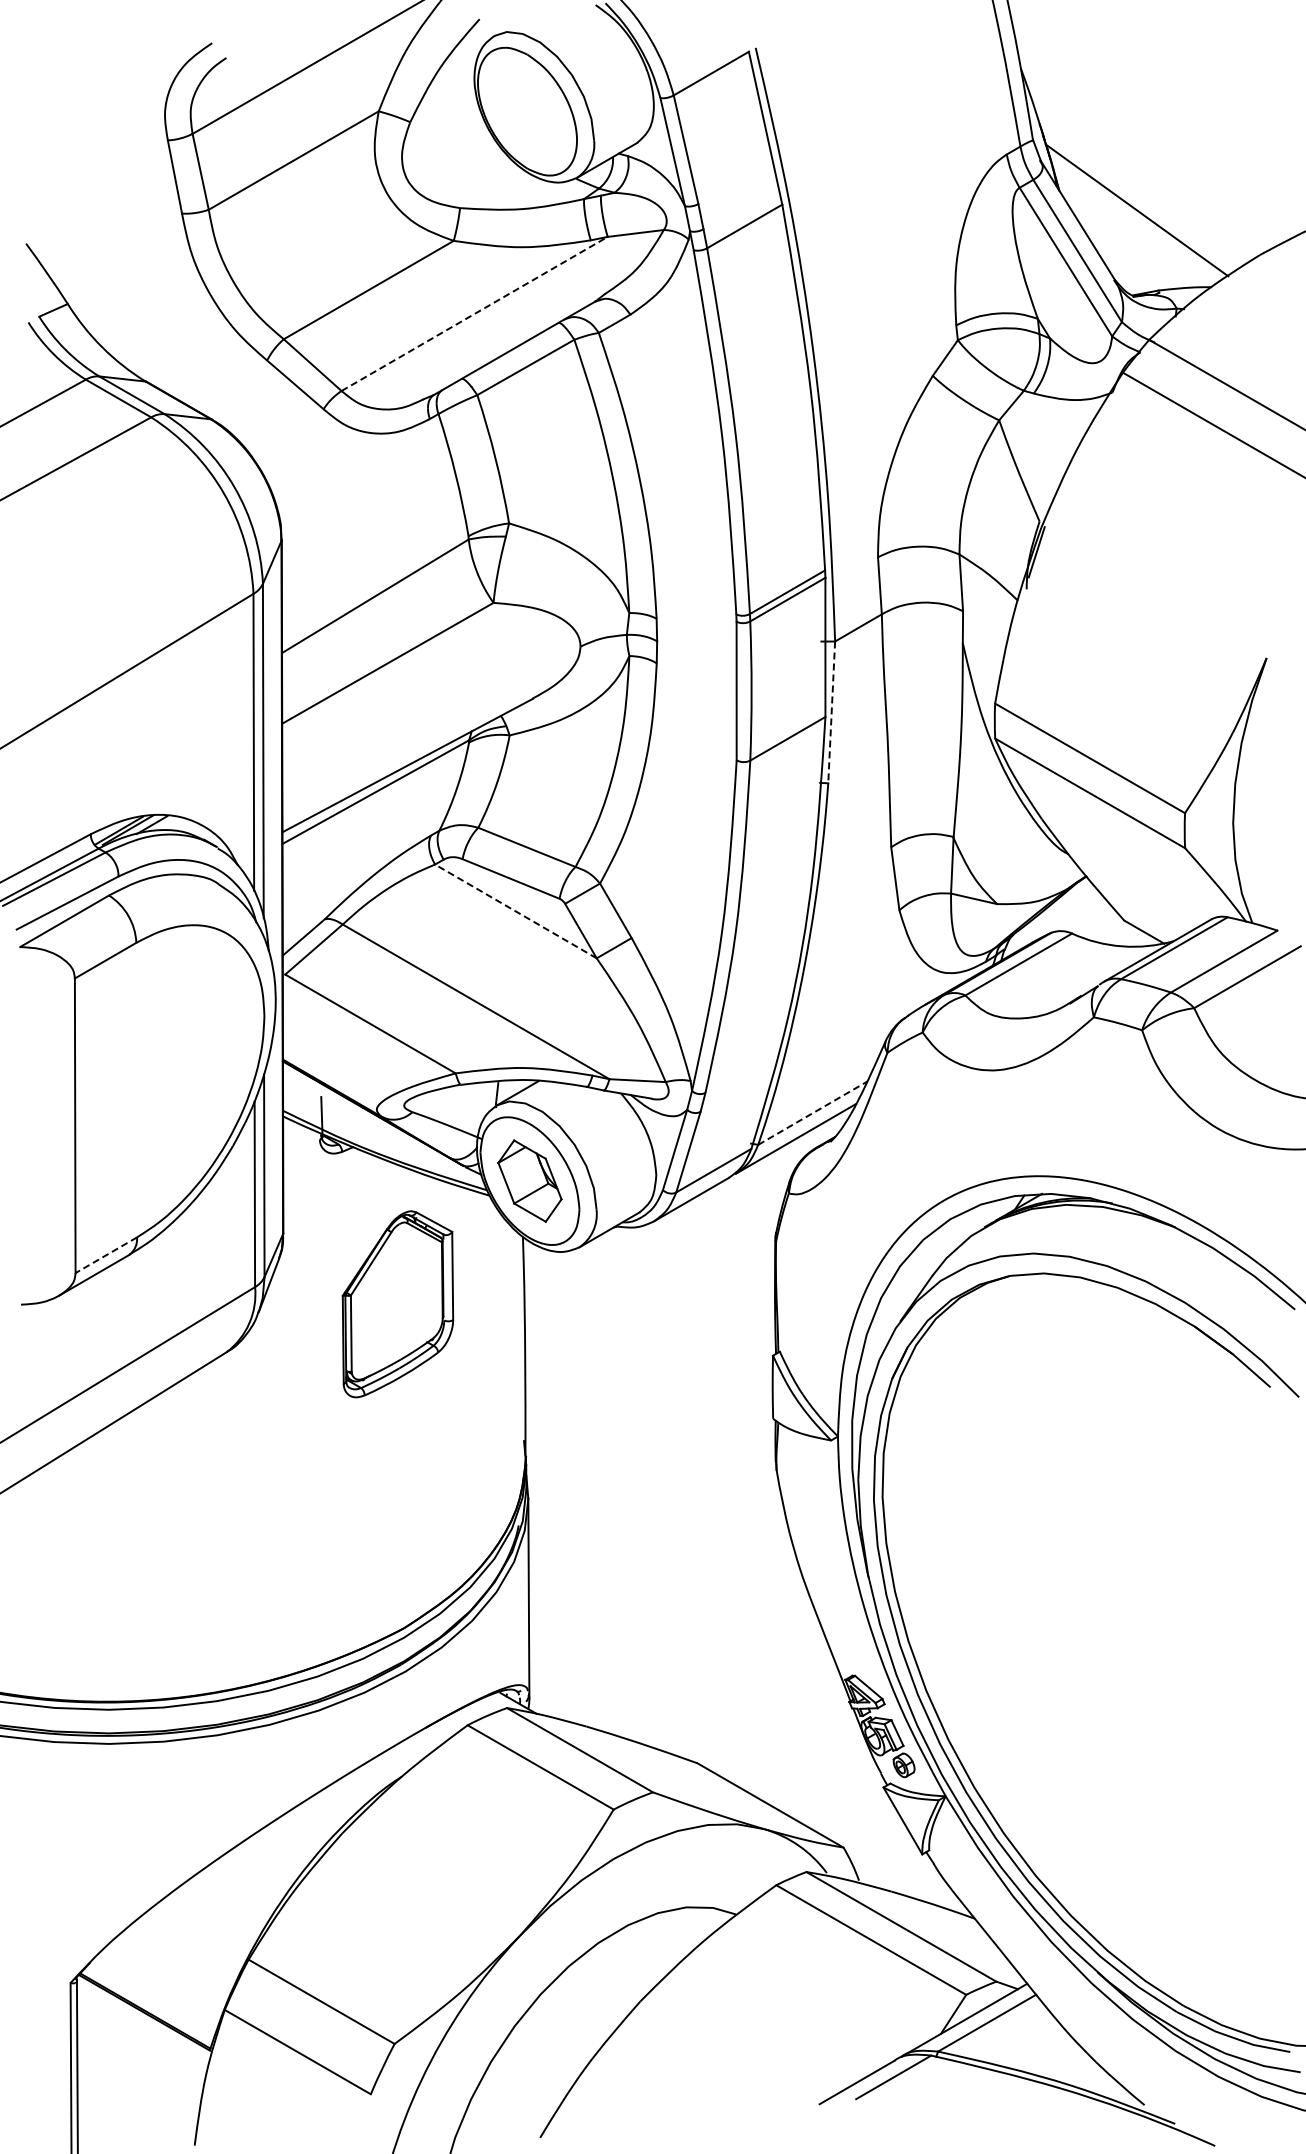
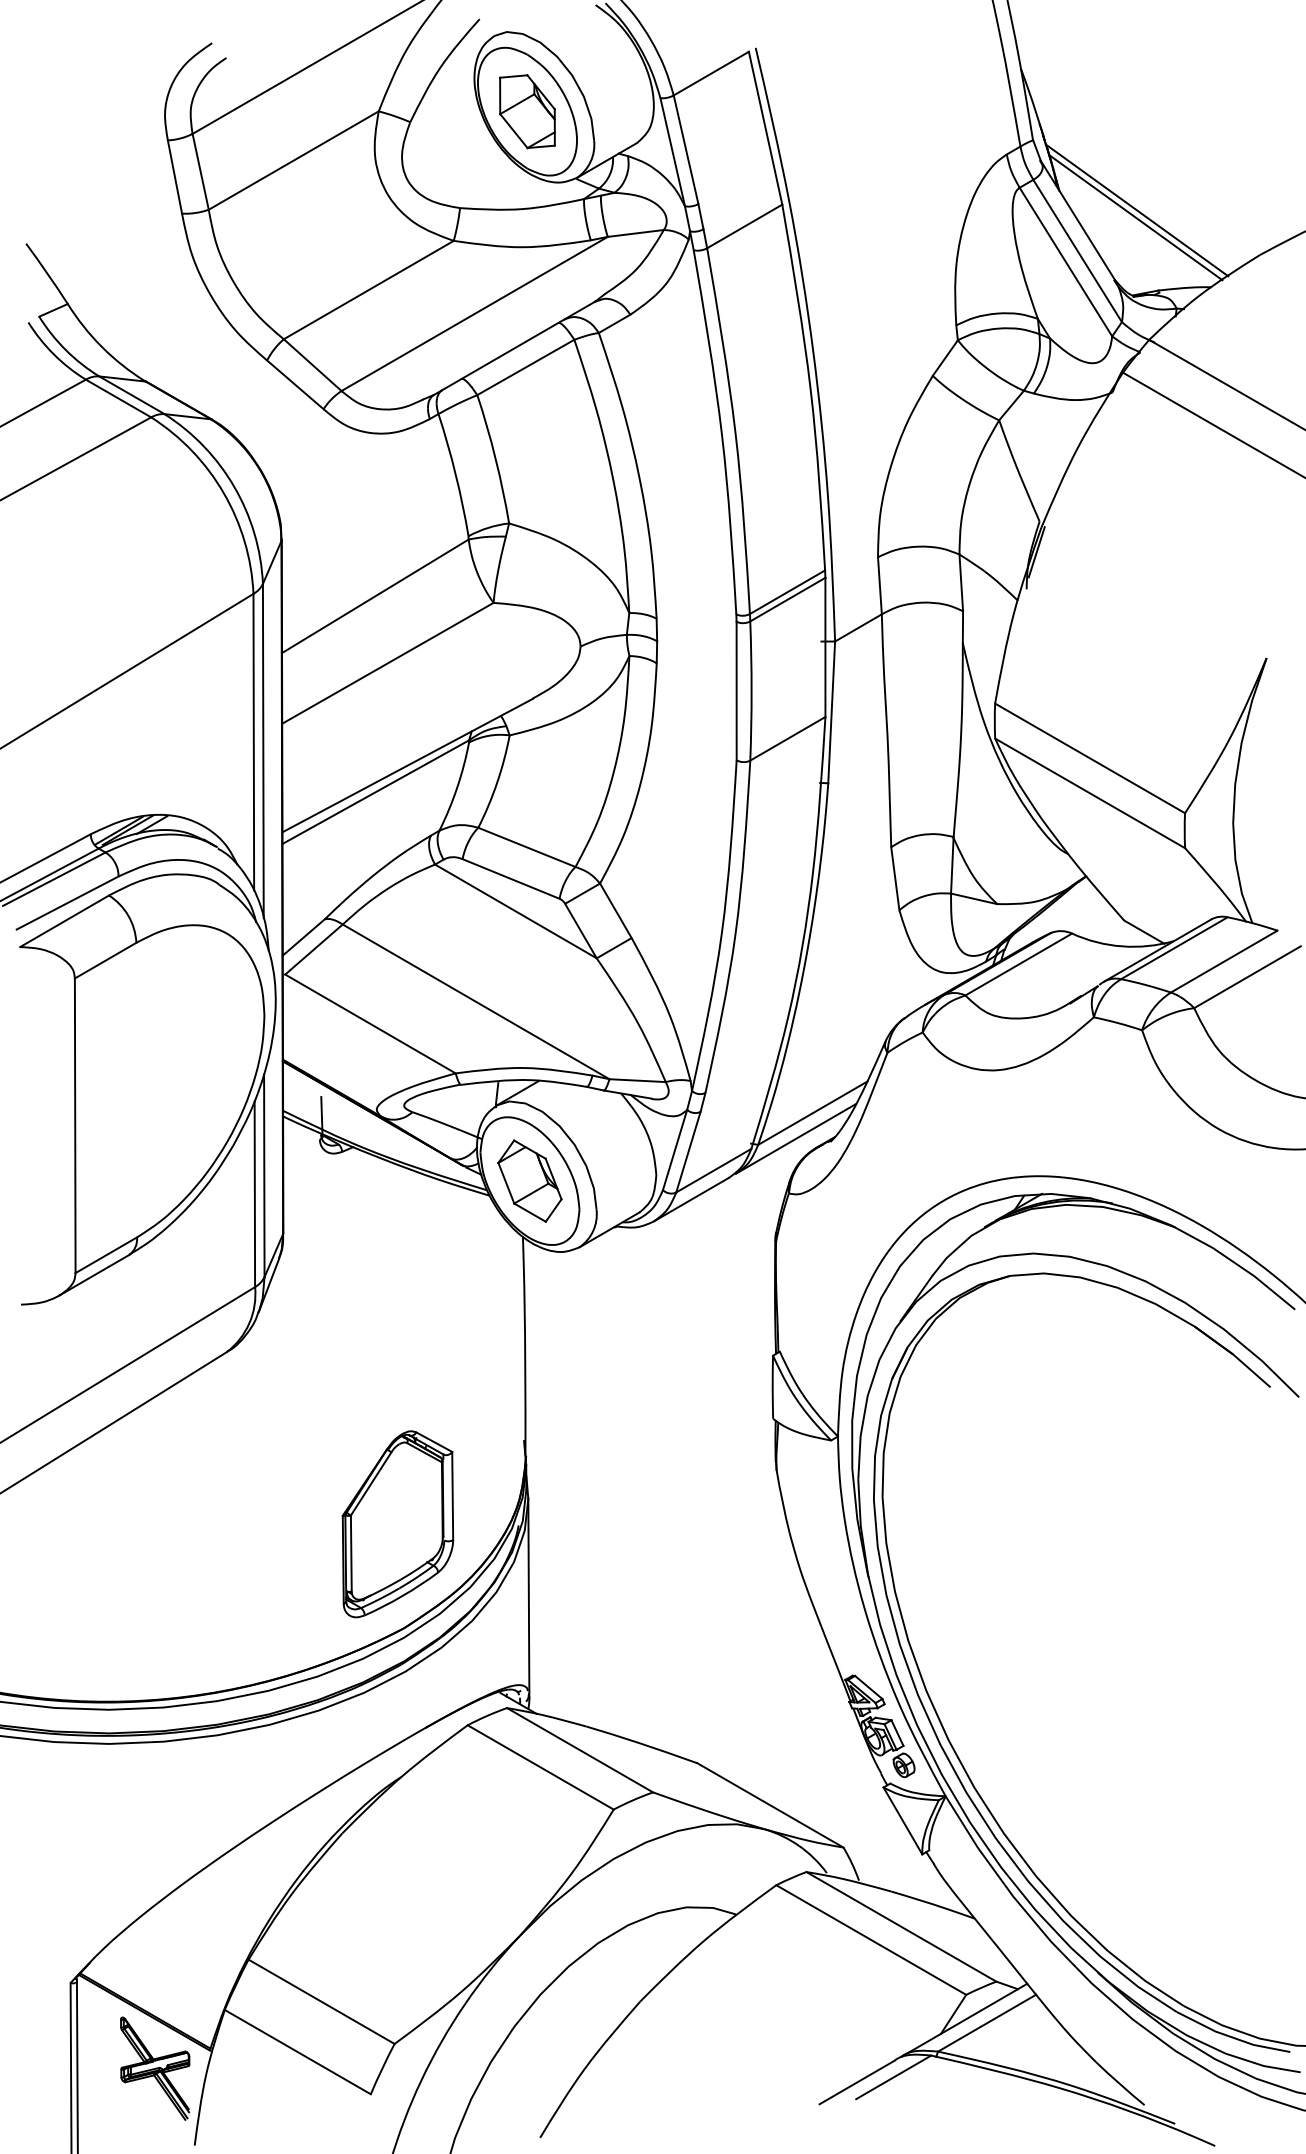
part: none -> present (527, 111)
line: none -> present (1135, 217)
line: dashed -> solid (474, 313)
line: dashed -> solid (831, 712)
line: dashed -> solid (515, 911)
line: dashed -> solid (813, 1112)
line: dashed -> solid (106, 1255)
part position: (397, 1304) -> (397, 1524) (397, 1524)
part: none -> present (155, 2068)
